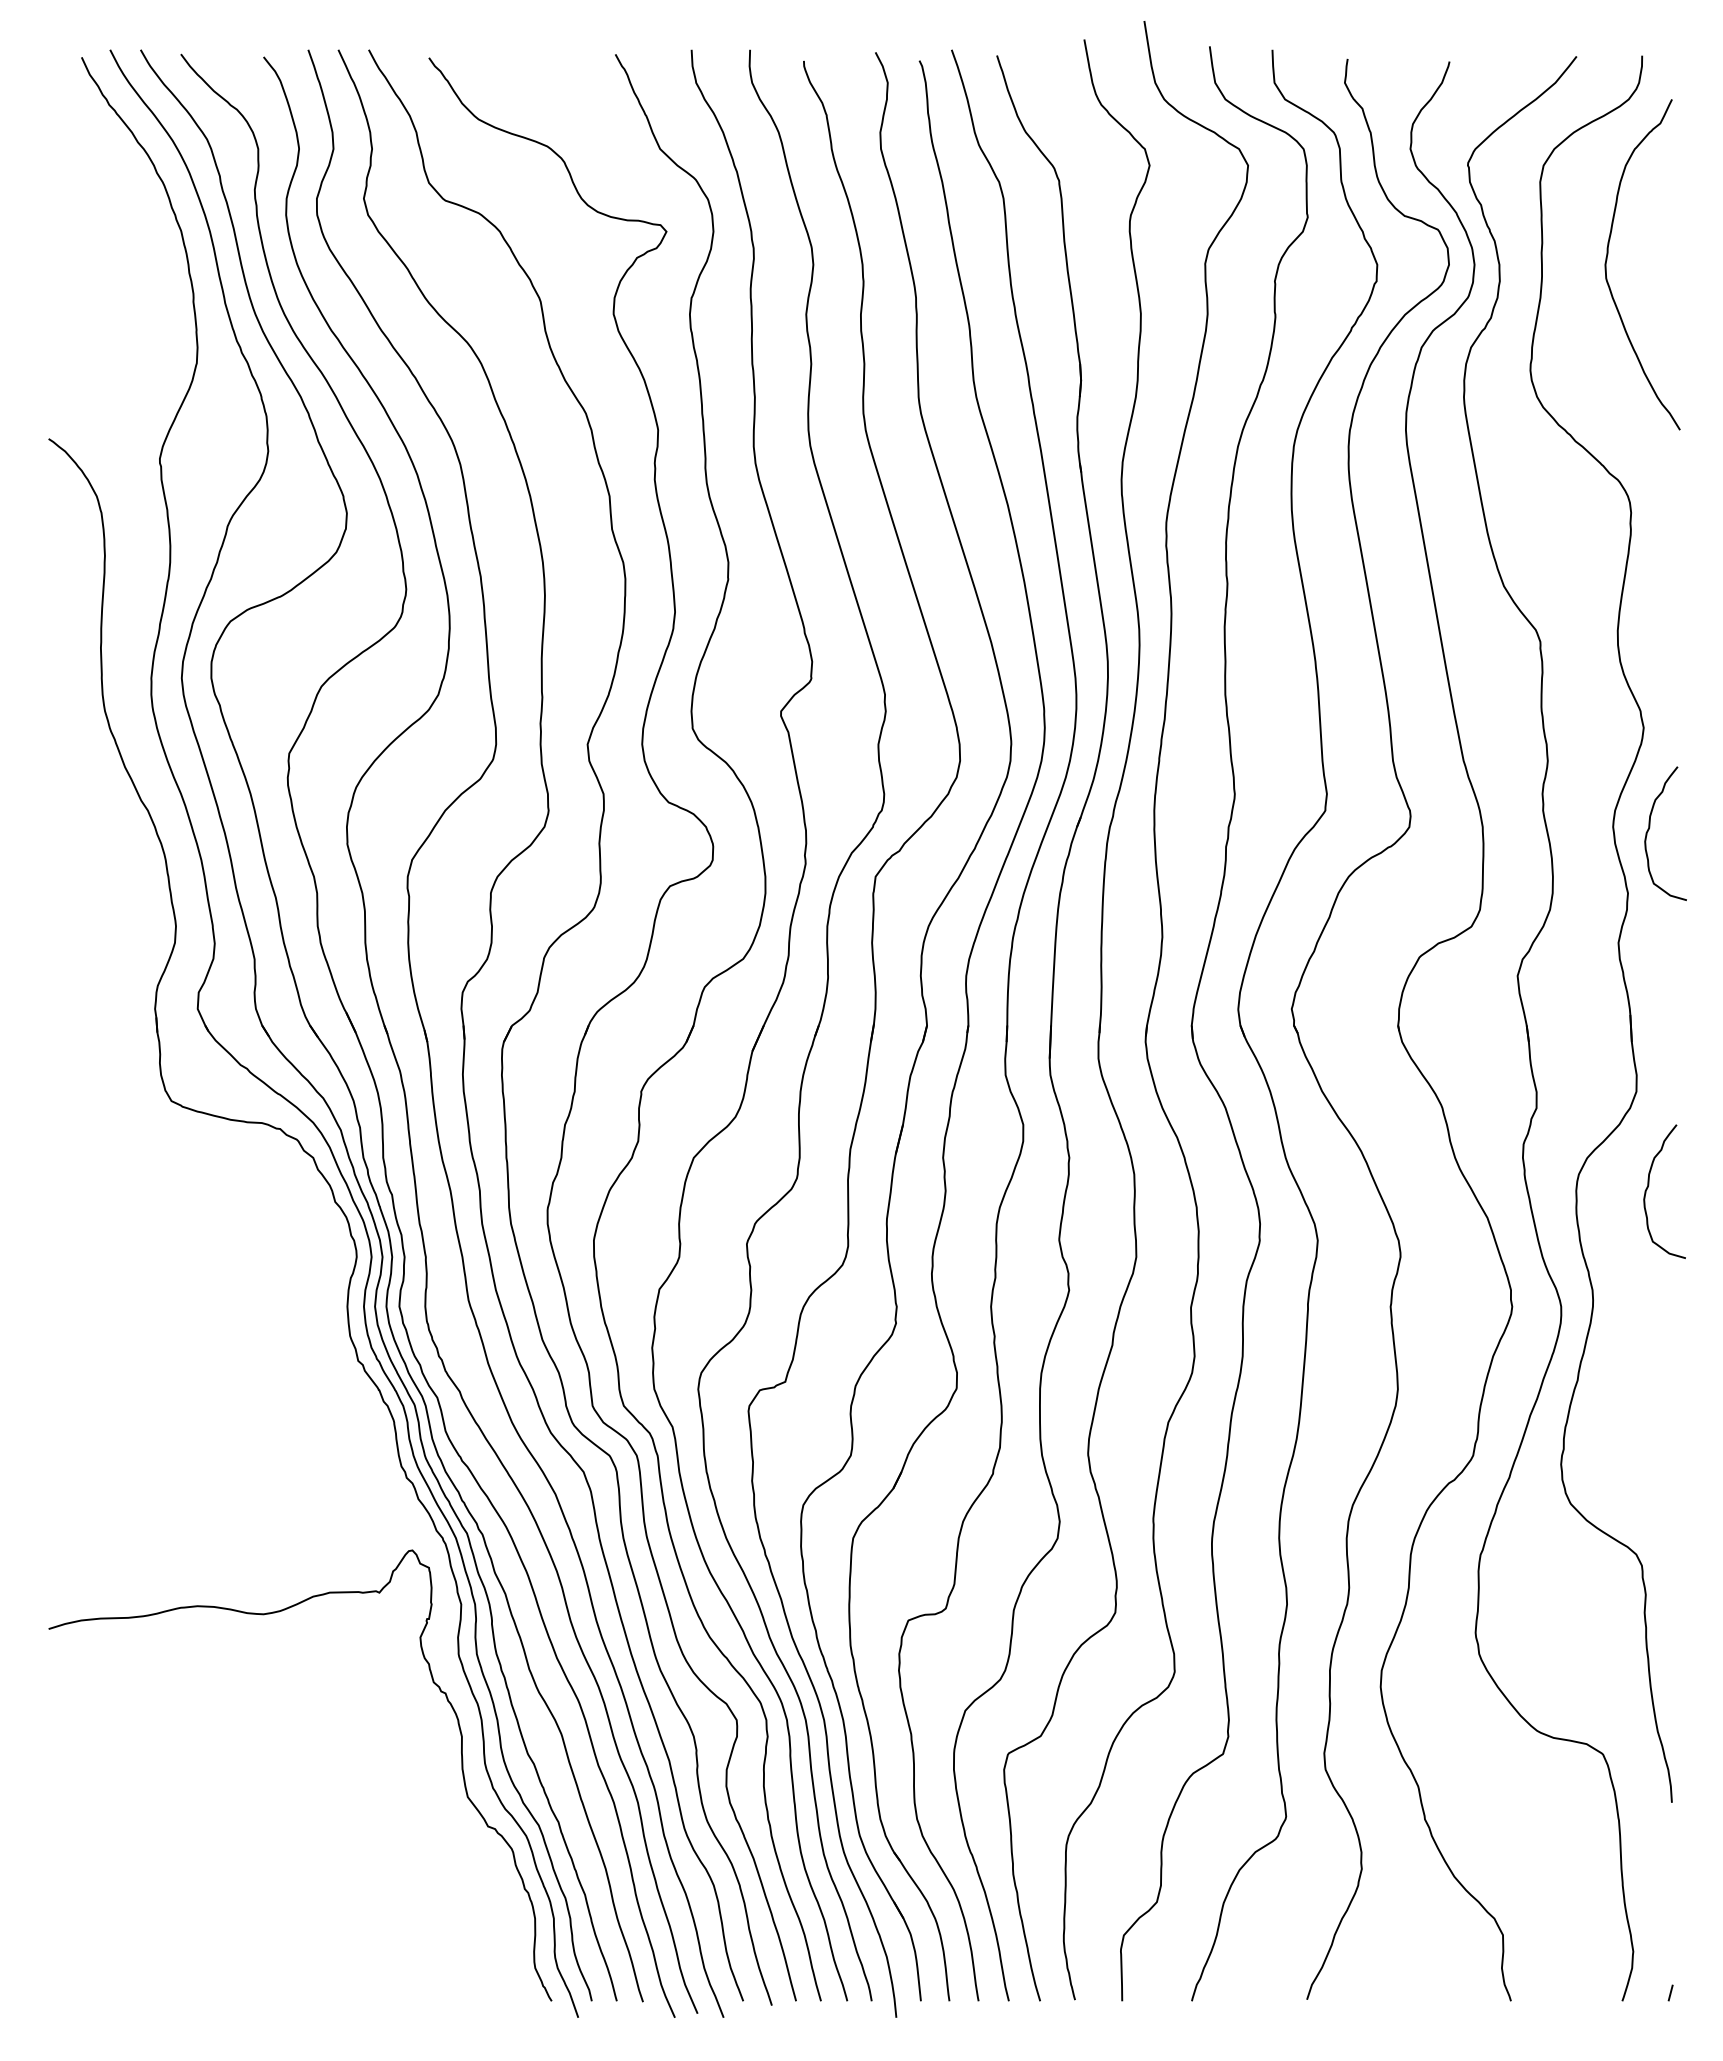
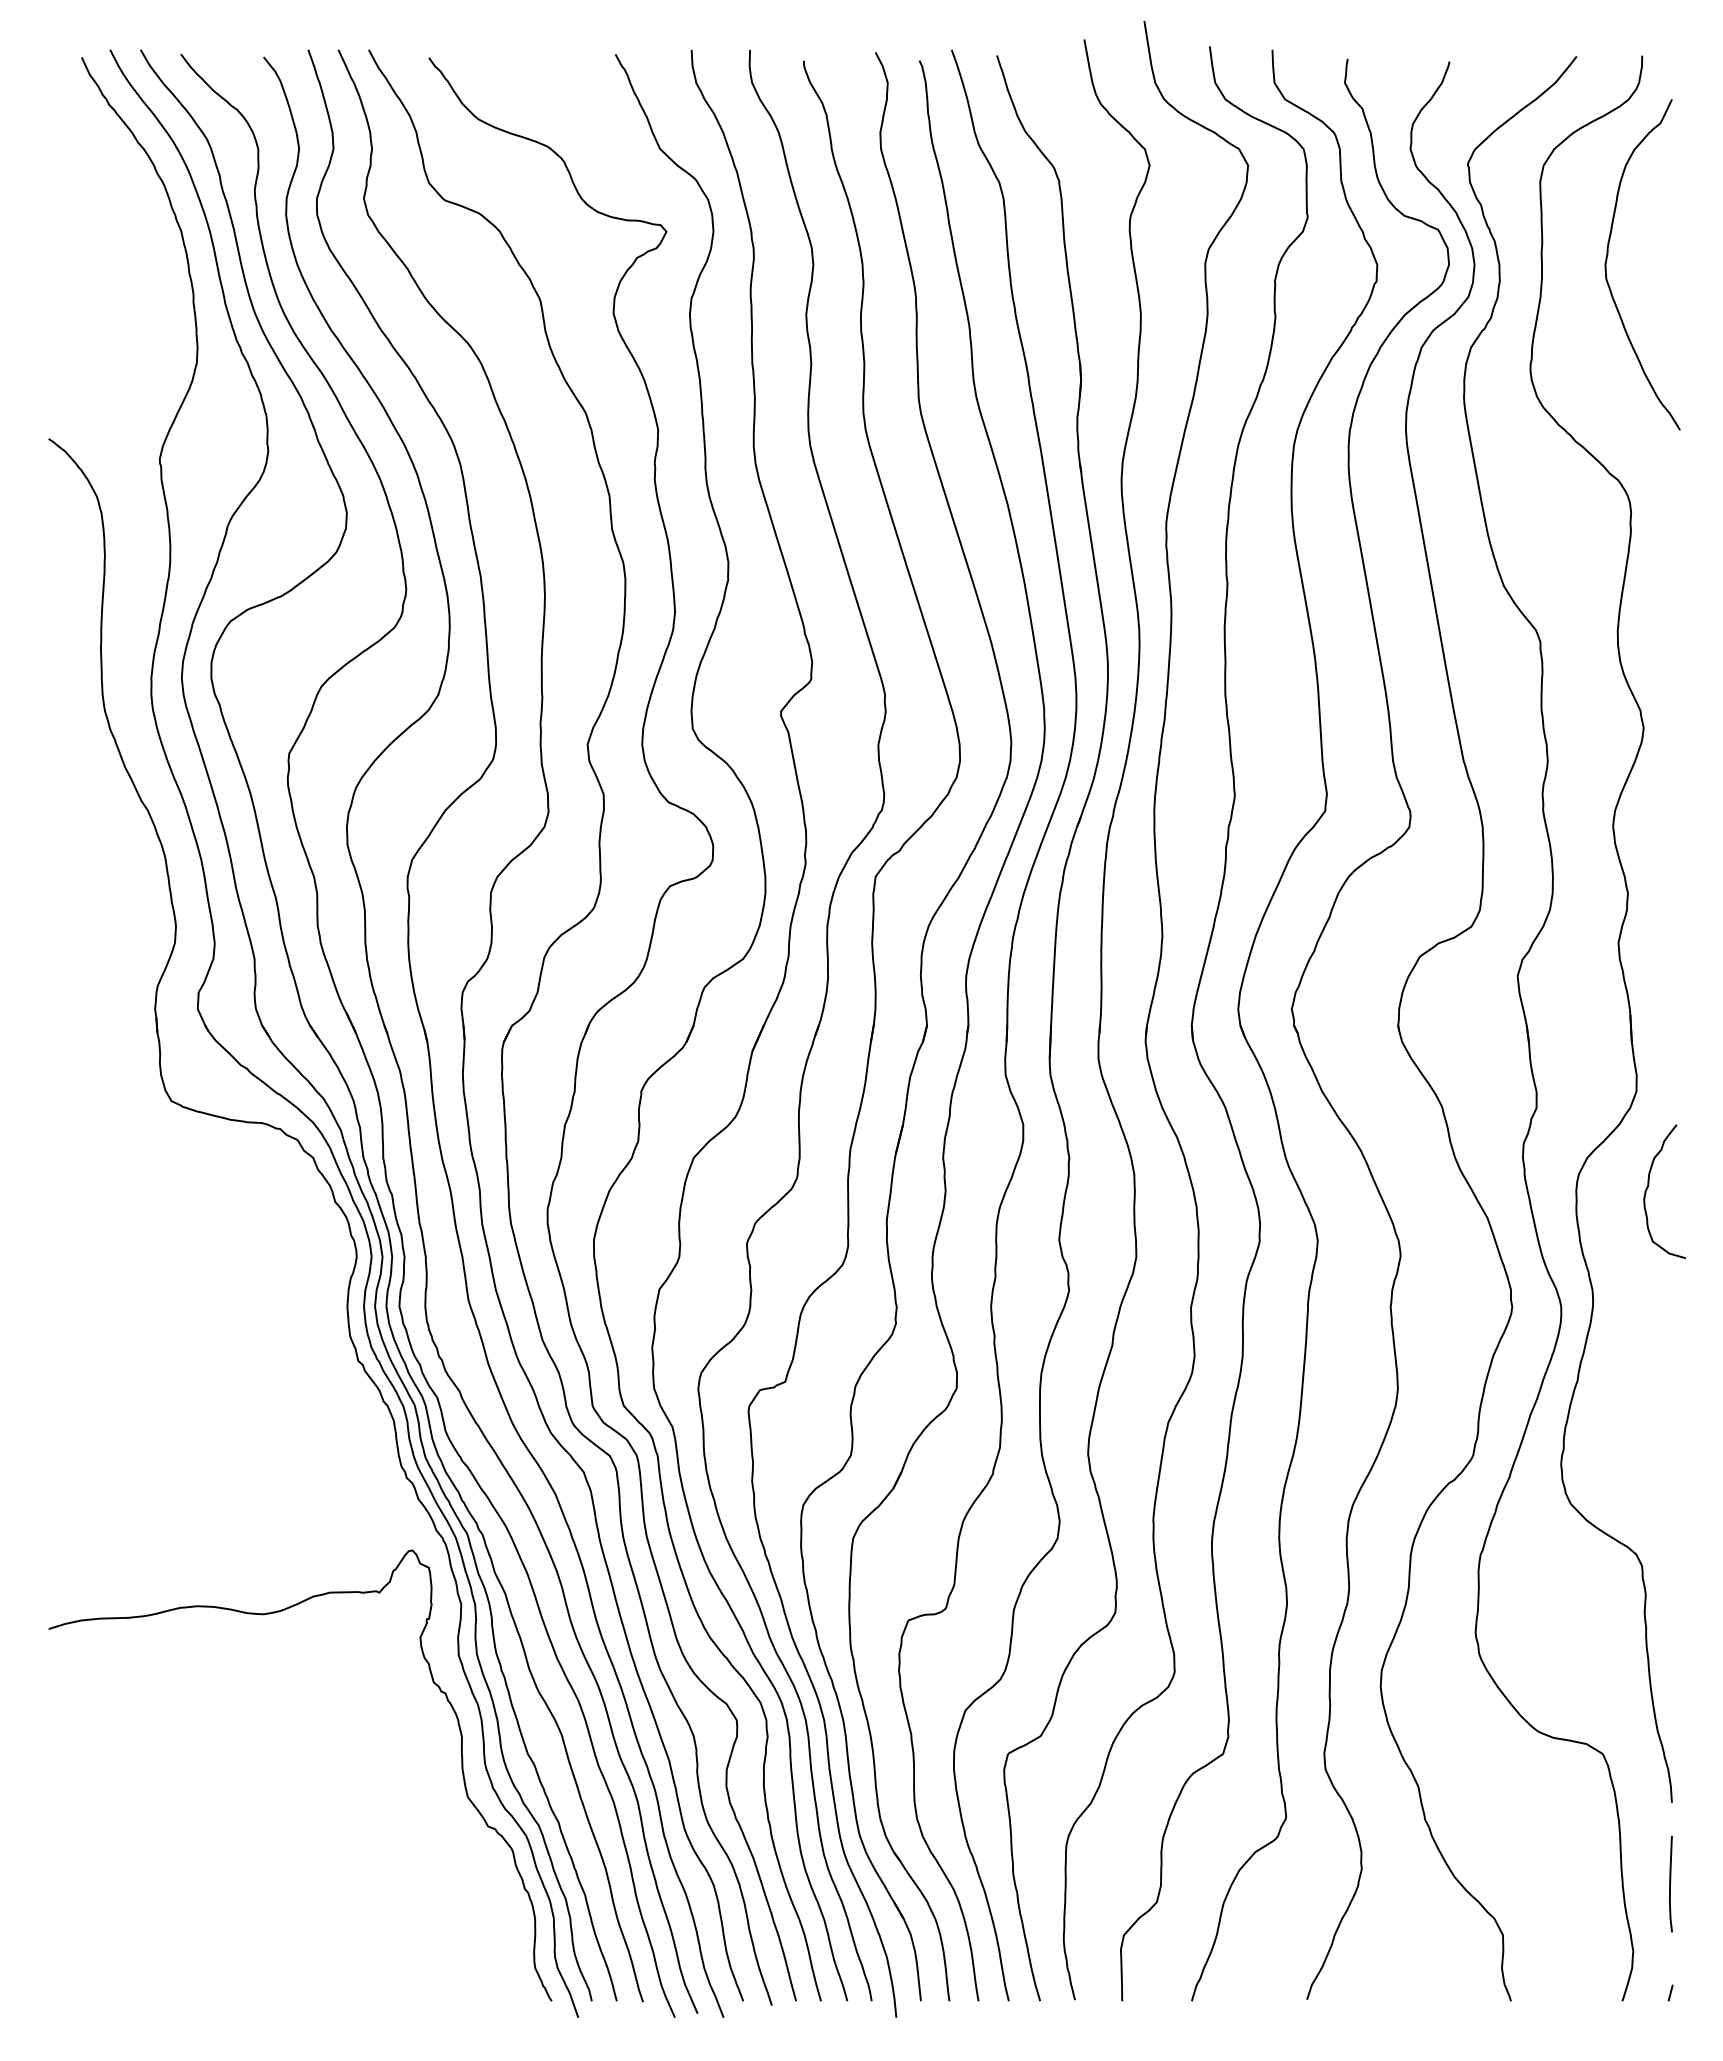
curve: present -> none (1650, 827)
curve: none -> present (1670, 1884)
